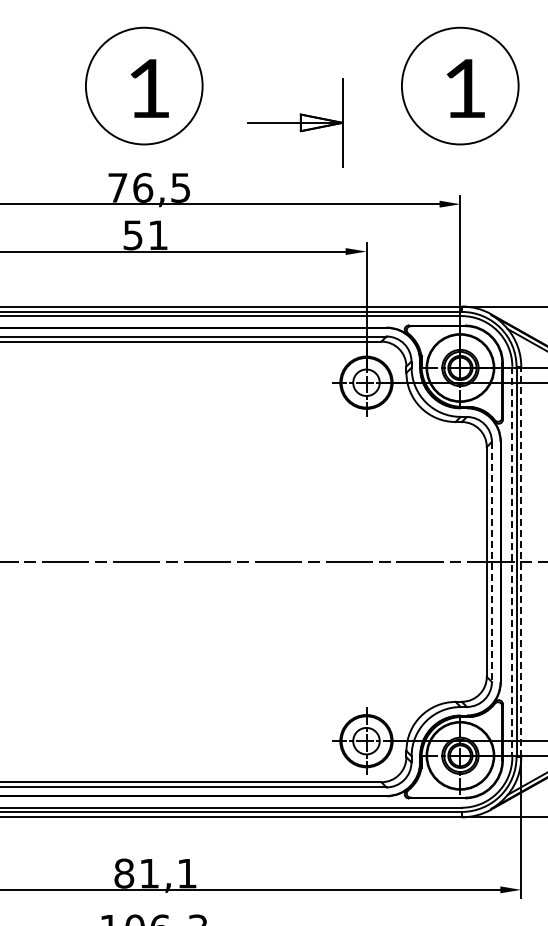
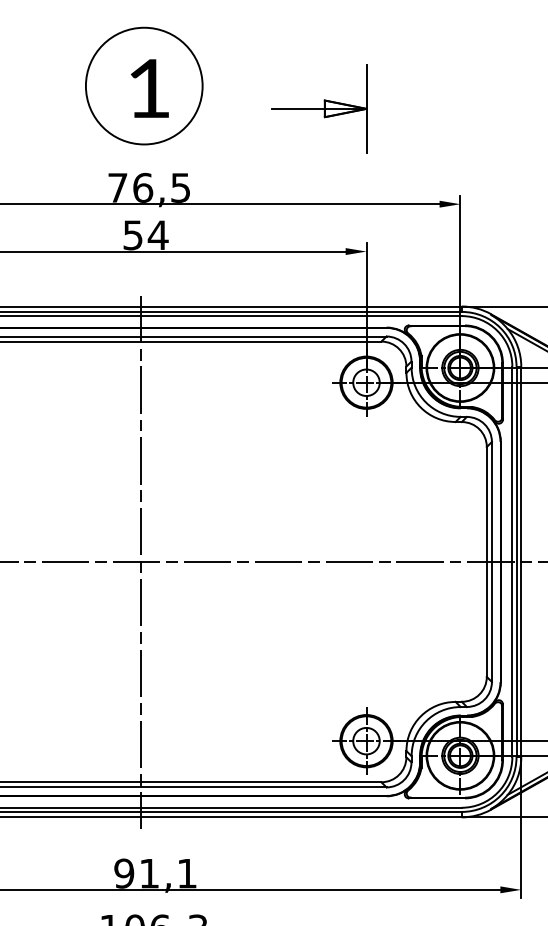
part: present -> none (460, 85)
part position: (295, 122) -> (319, 108) (319, 108)
text: 51 -> 54 (157, 234)
line: dashed -> solid (521, 561)
line: none -> present (141, 562)
line: dashed -> solid (491, 562)
line: dashed -> solid (512, 562)
text: 81,1 -> 91,1 (124, 873)
